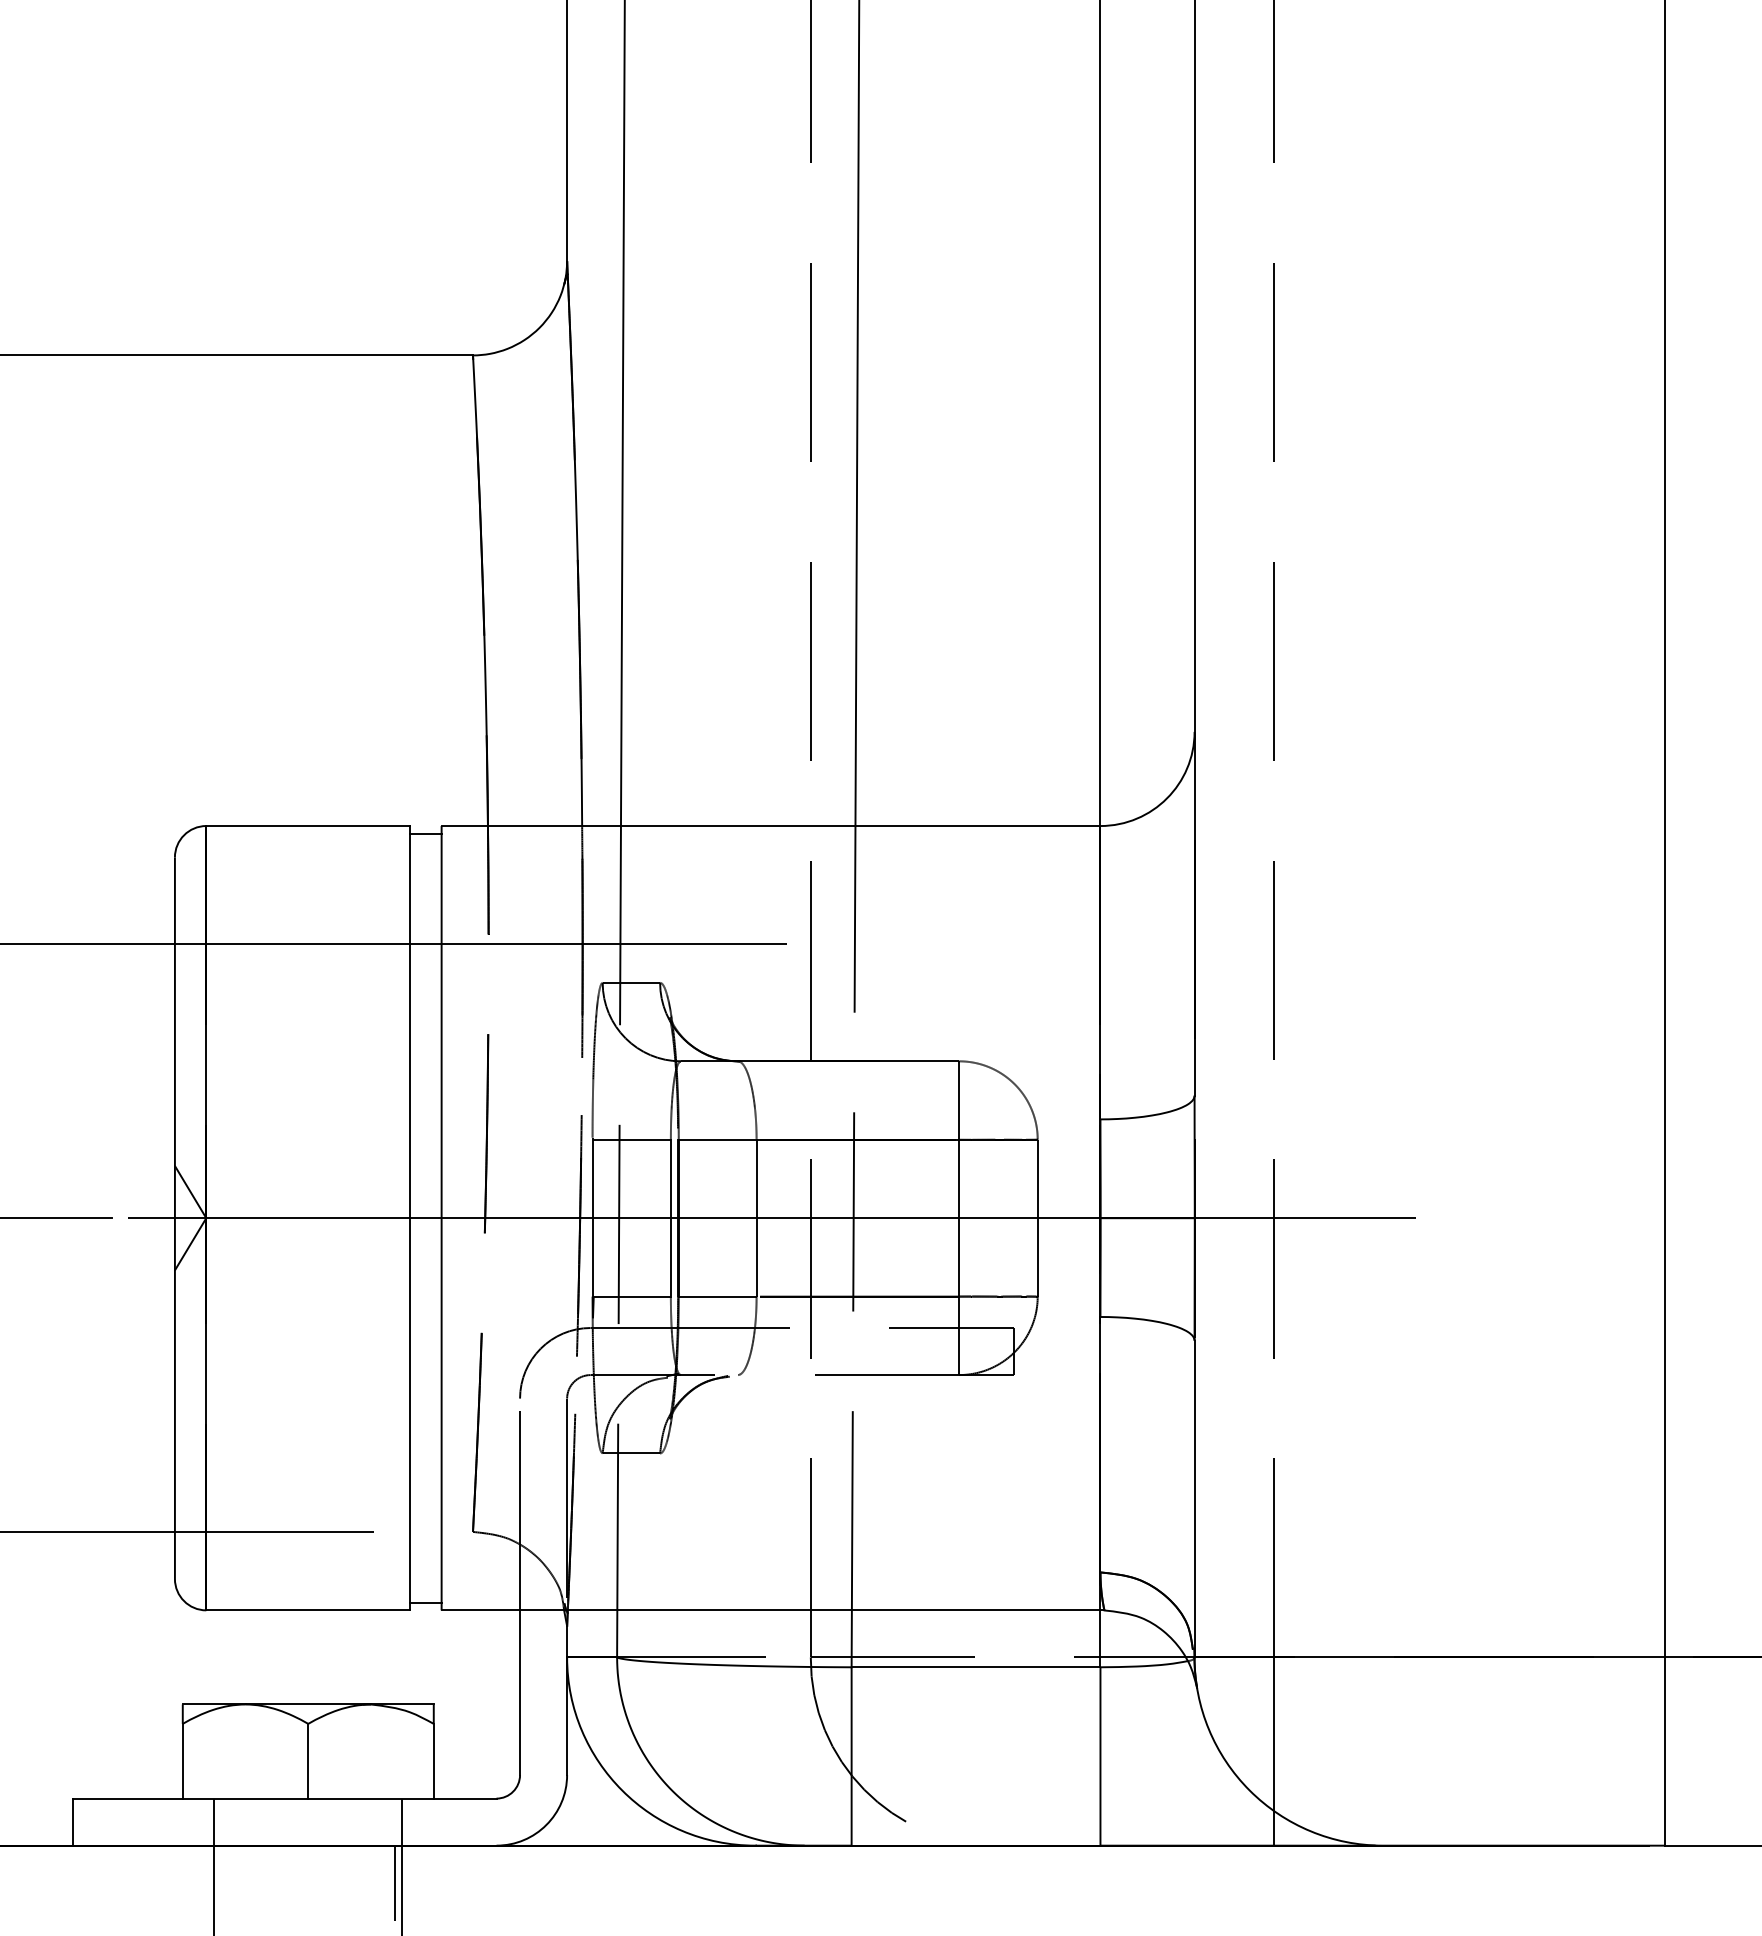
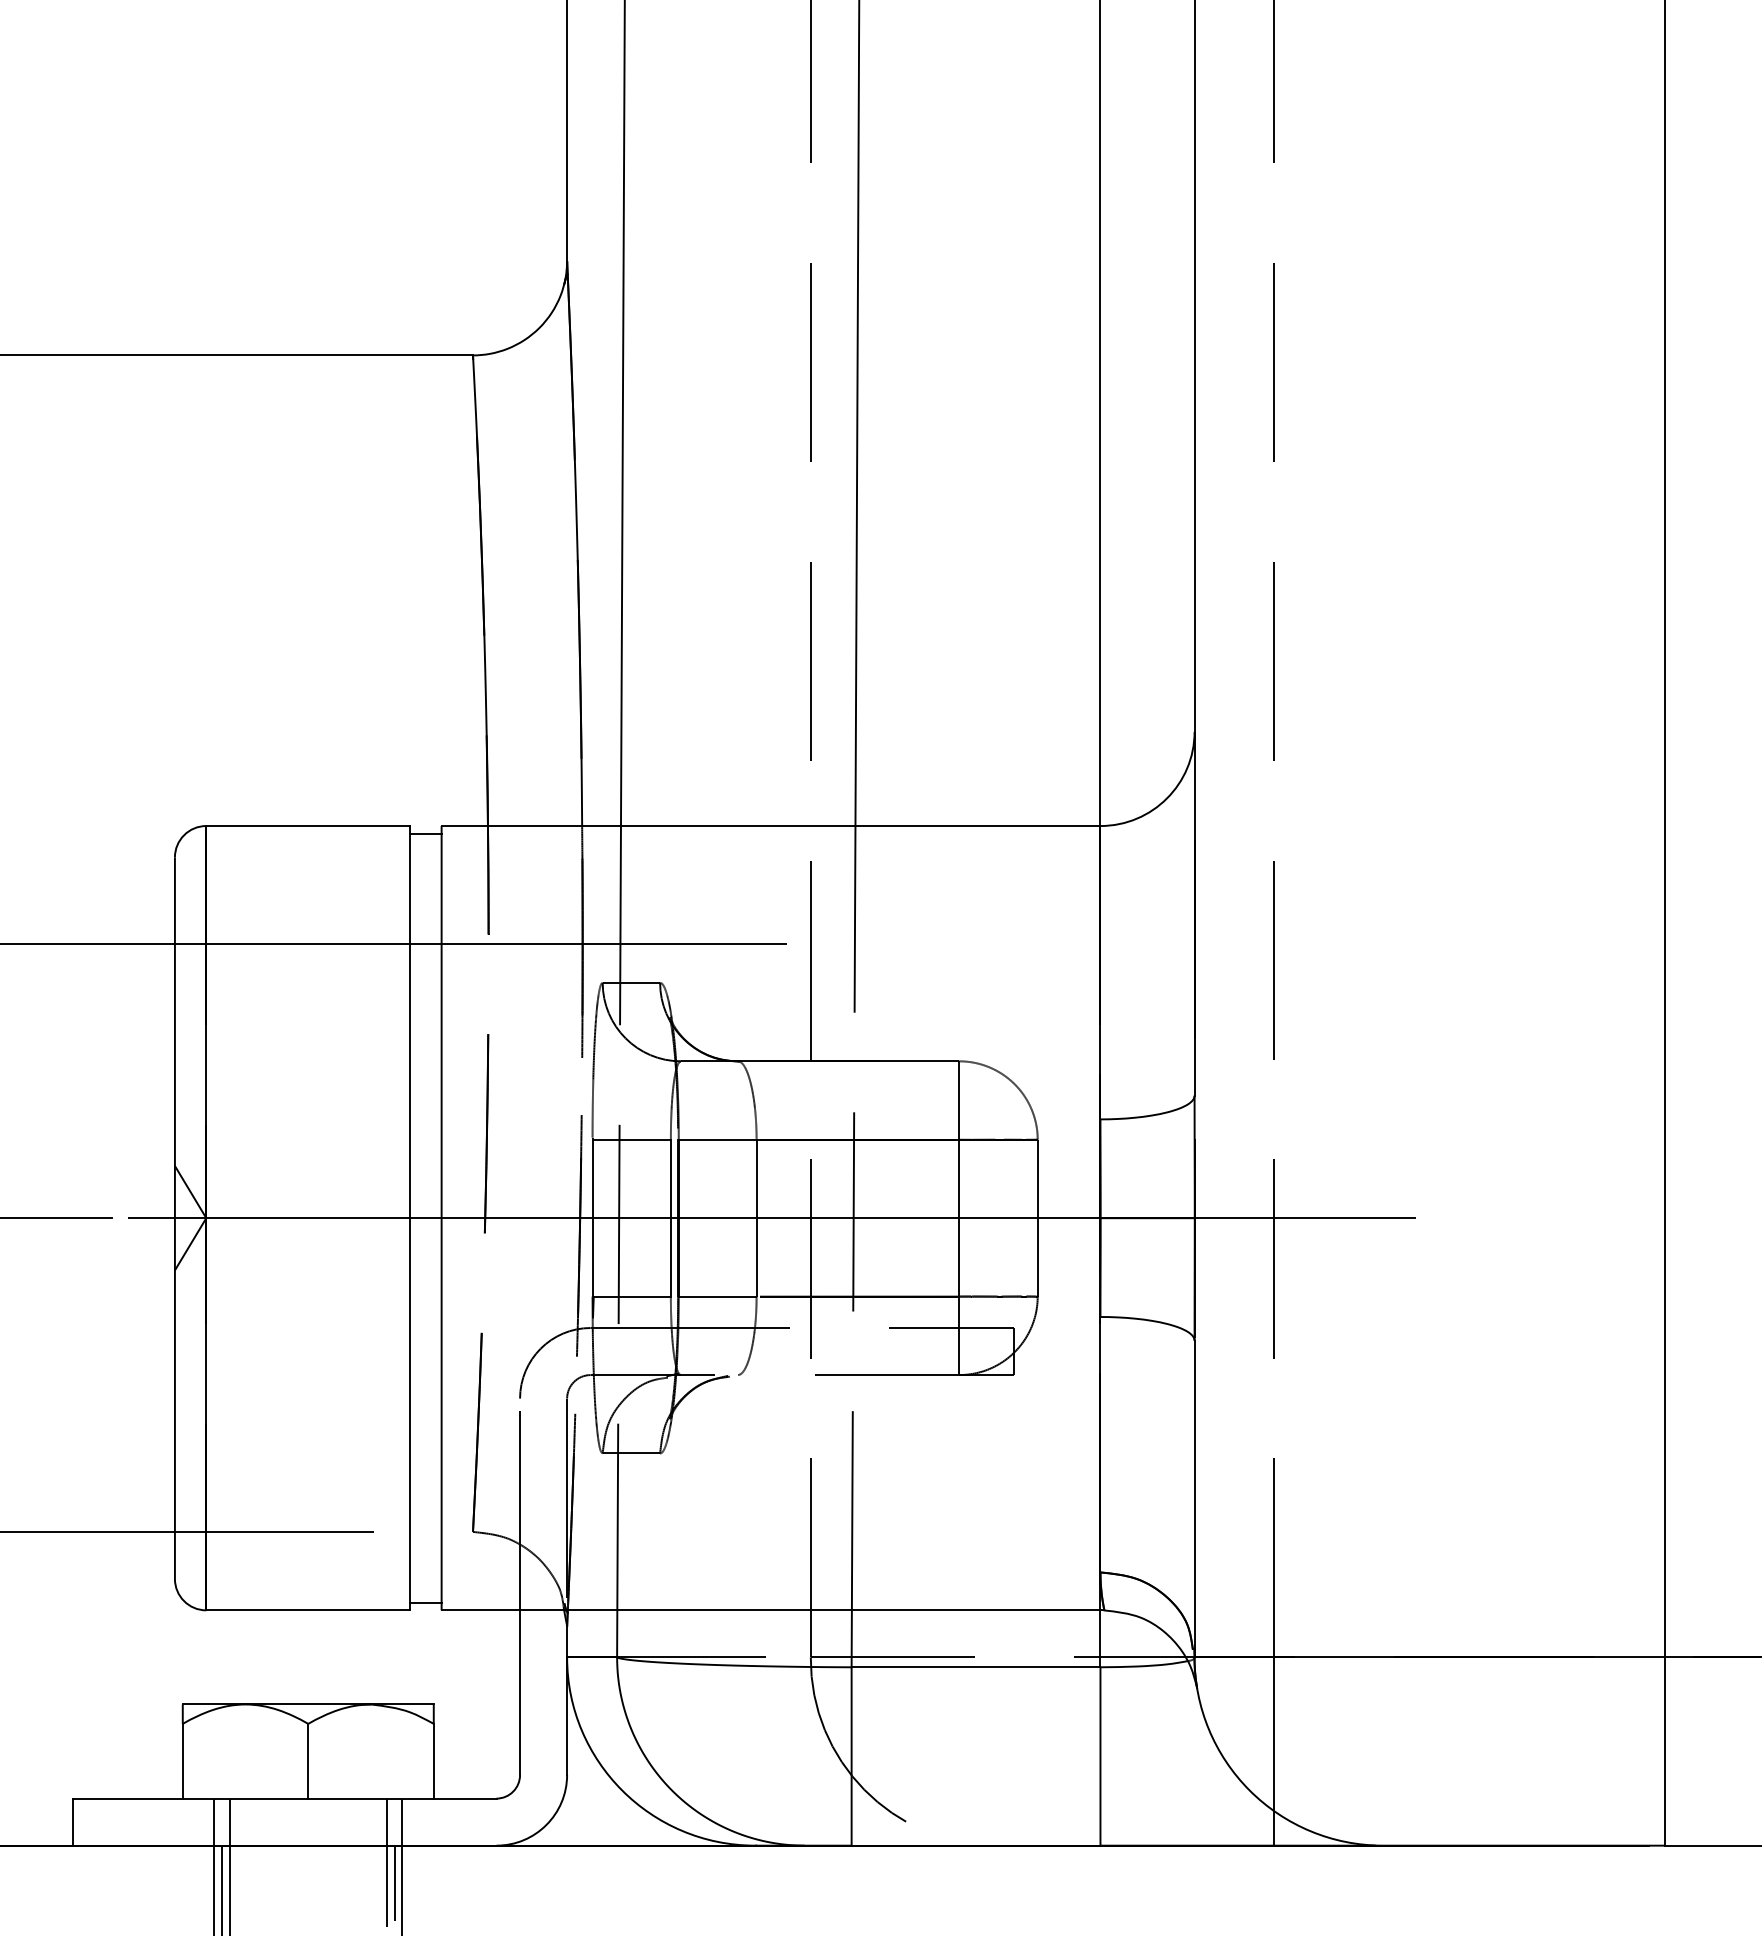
line: none -> present (229, 1865)
line: none -> present (386, 1865)
line: none -> present (222, 1888)
